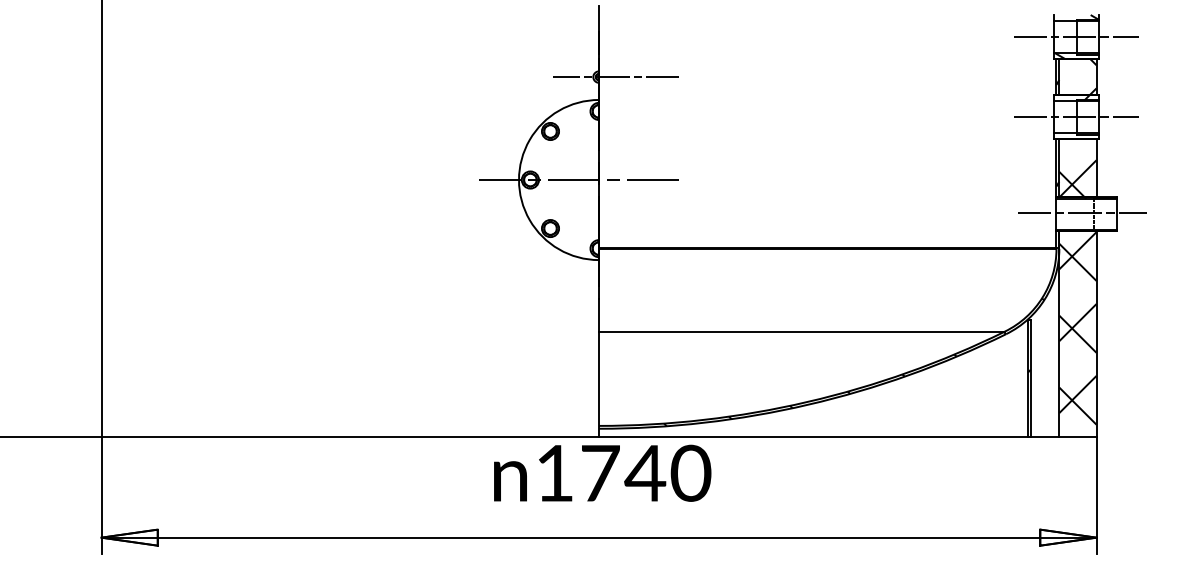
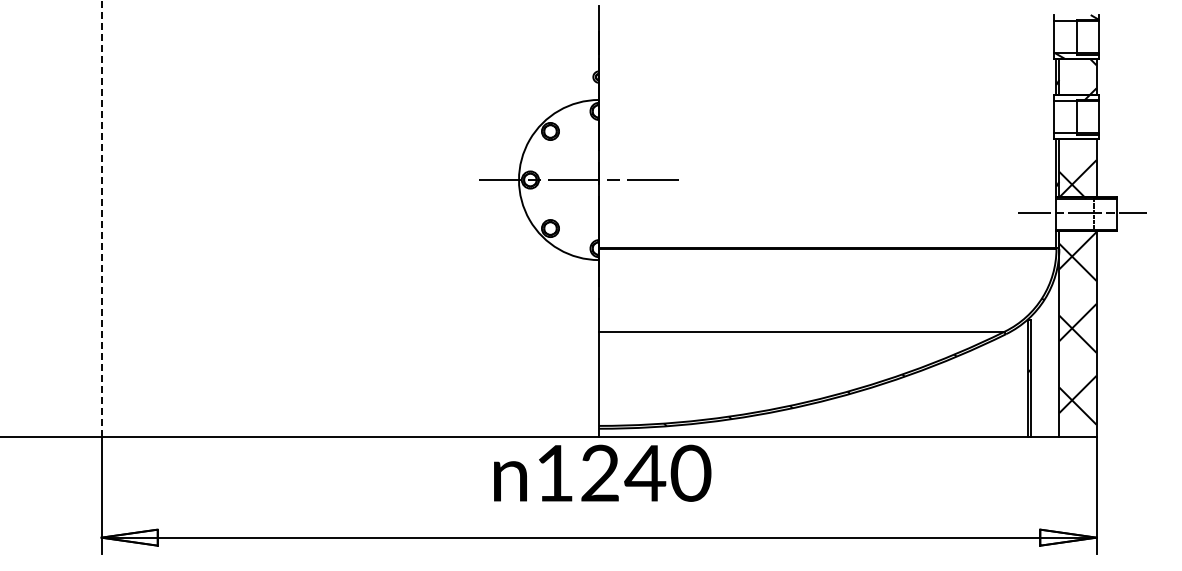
line: present -> none (1076, 37)
line: present -> none (616, 77)
line: present -> none (1076, 117)
line: solid -> dashed (101, 218)
text: 1740 -> 1240 (600, 472)
